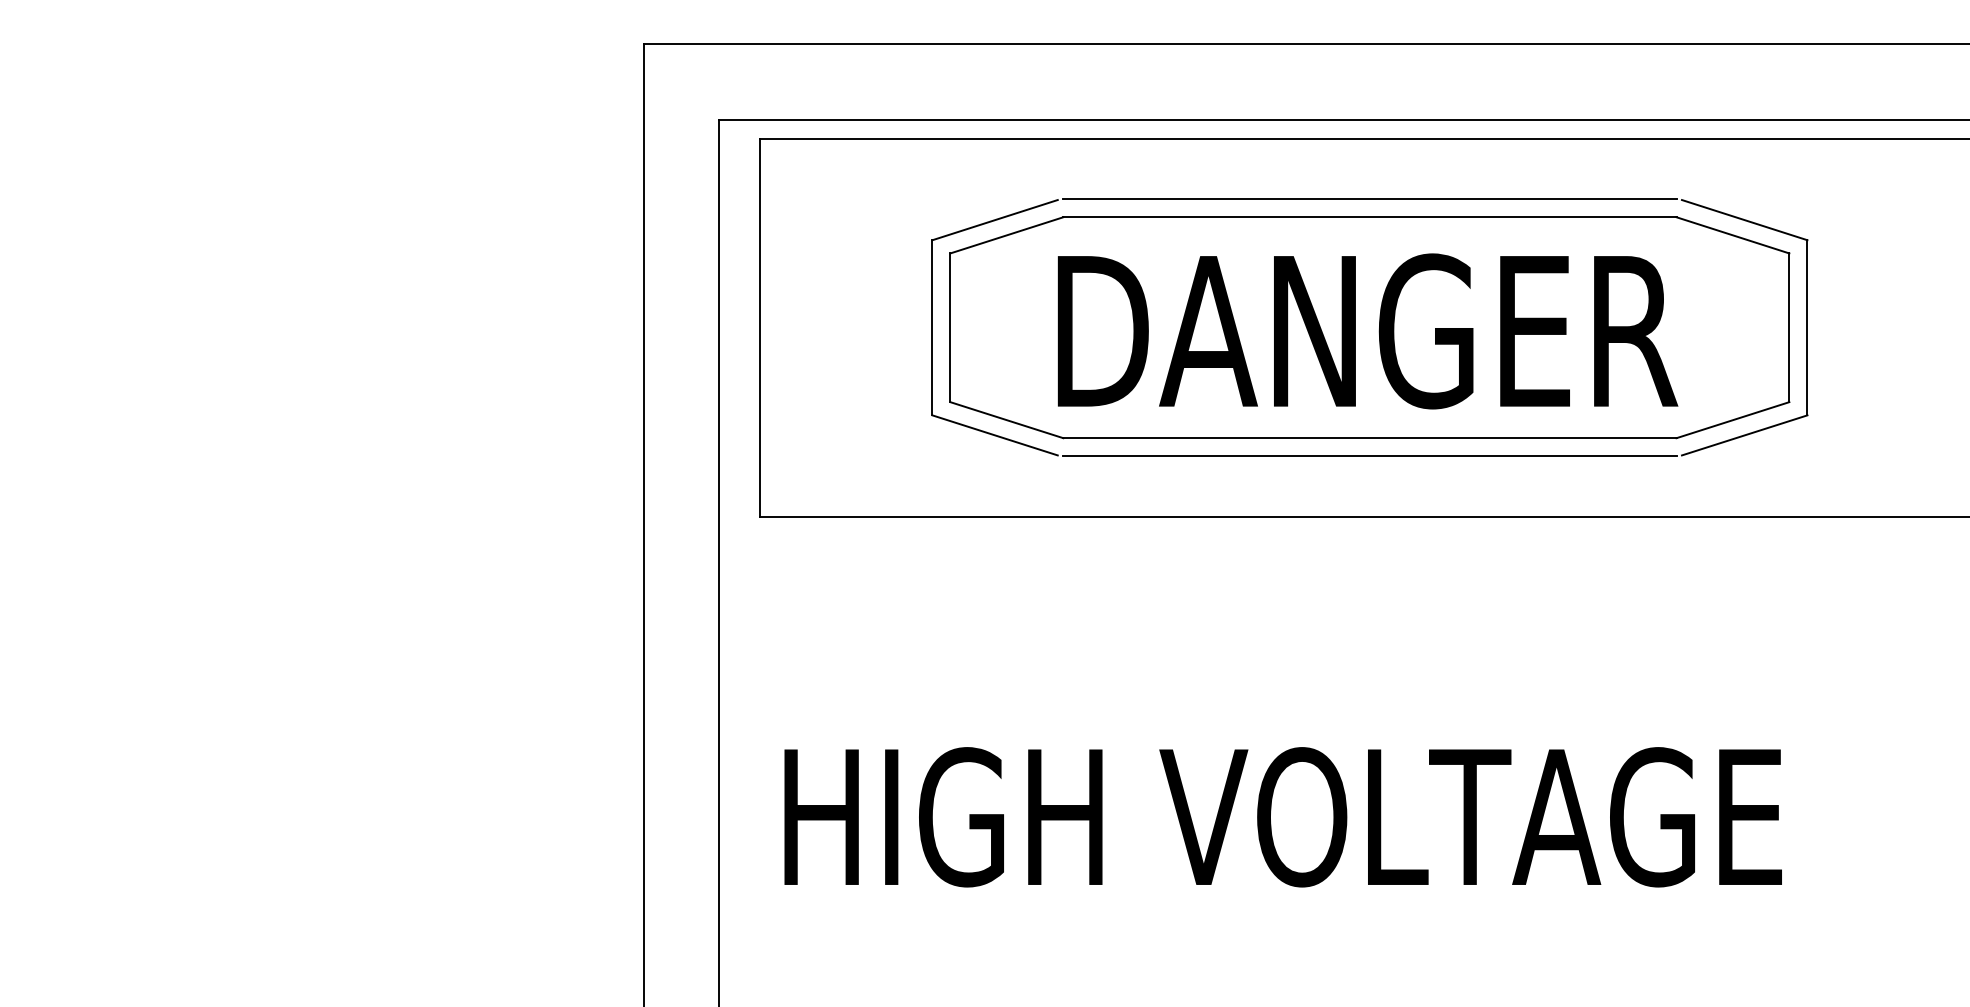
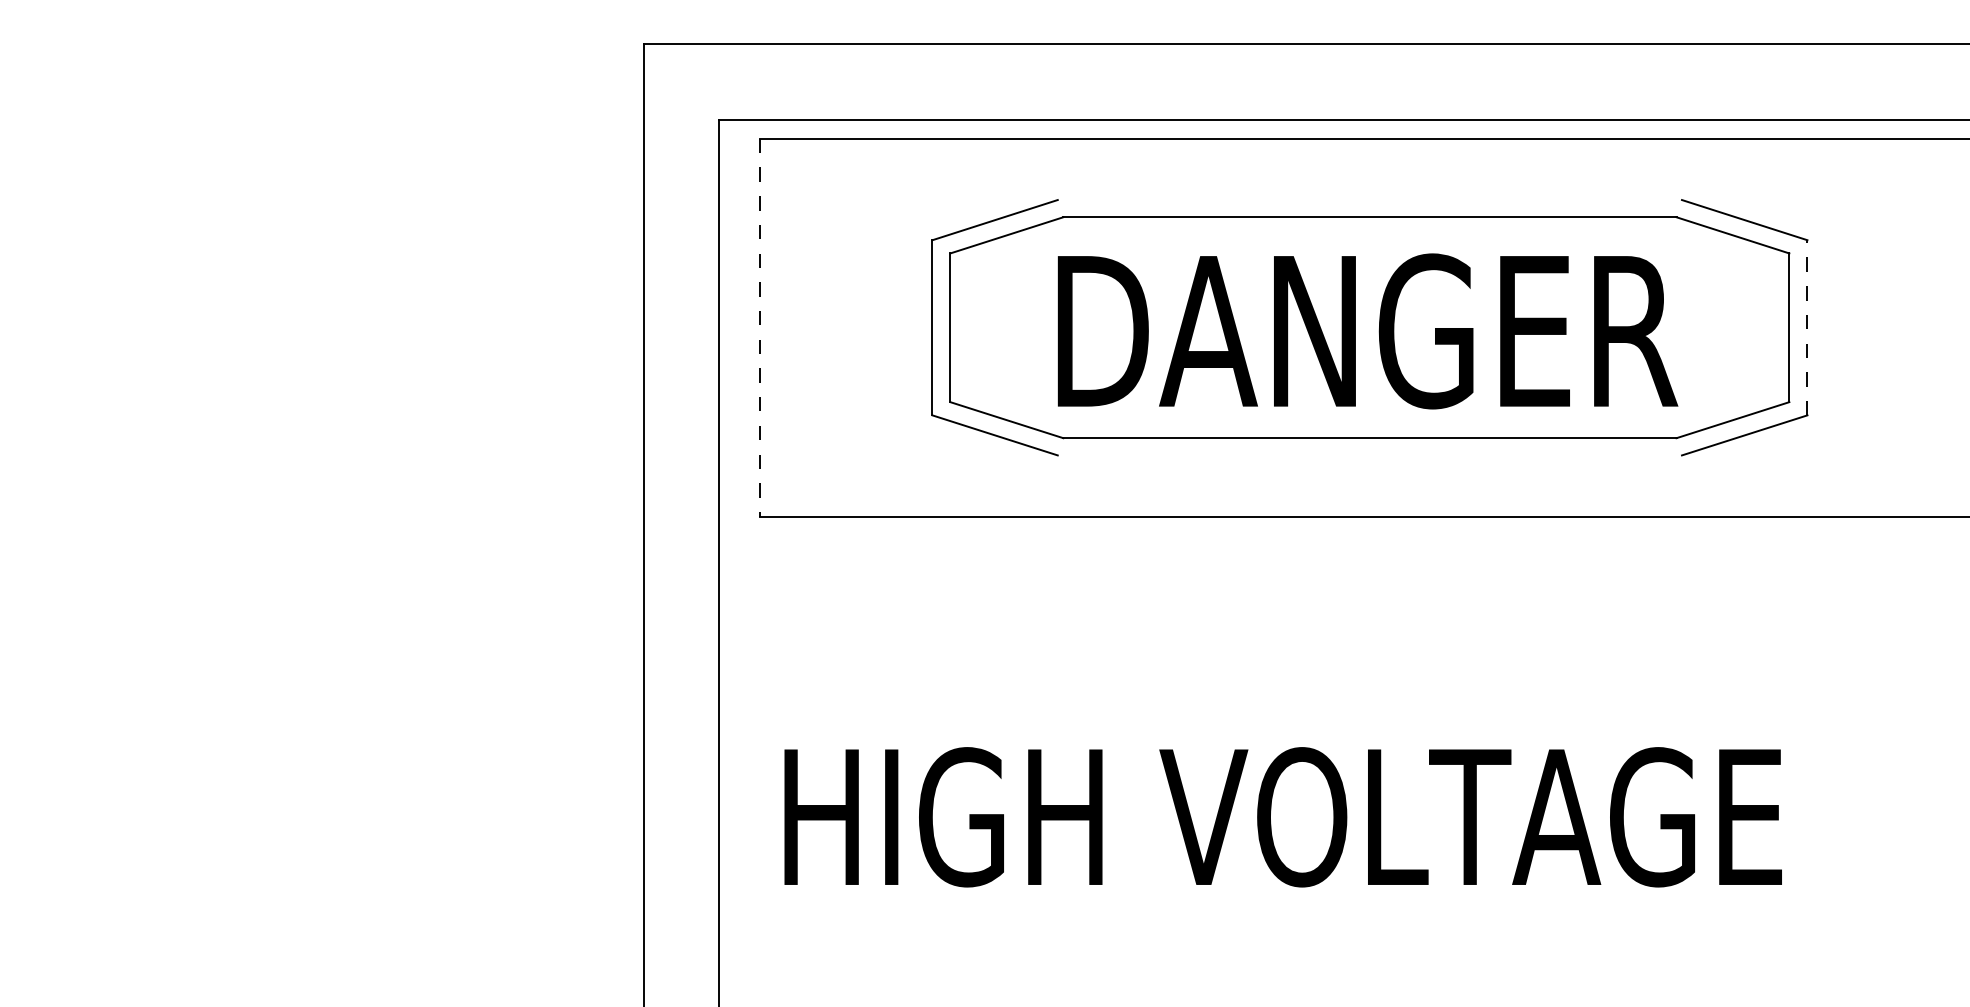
line: present -> none (1369, 199)
line: solid -> dashed (759, 327)
line: solid -> dashed (1807, 327)
line: present -> none (1369, 456)
